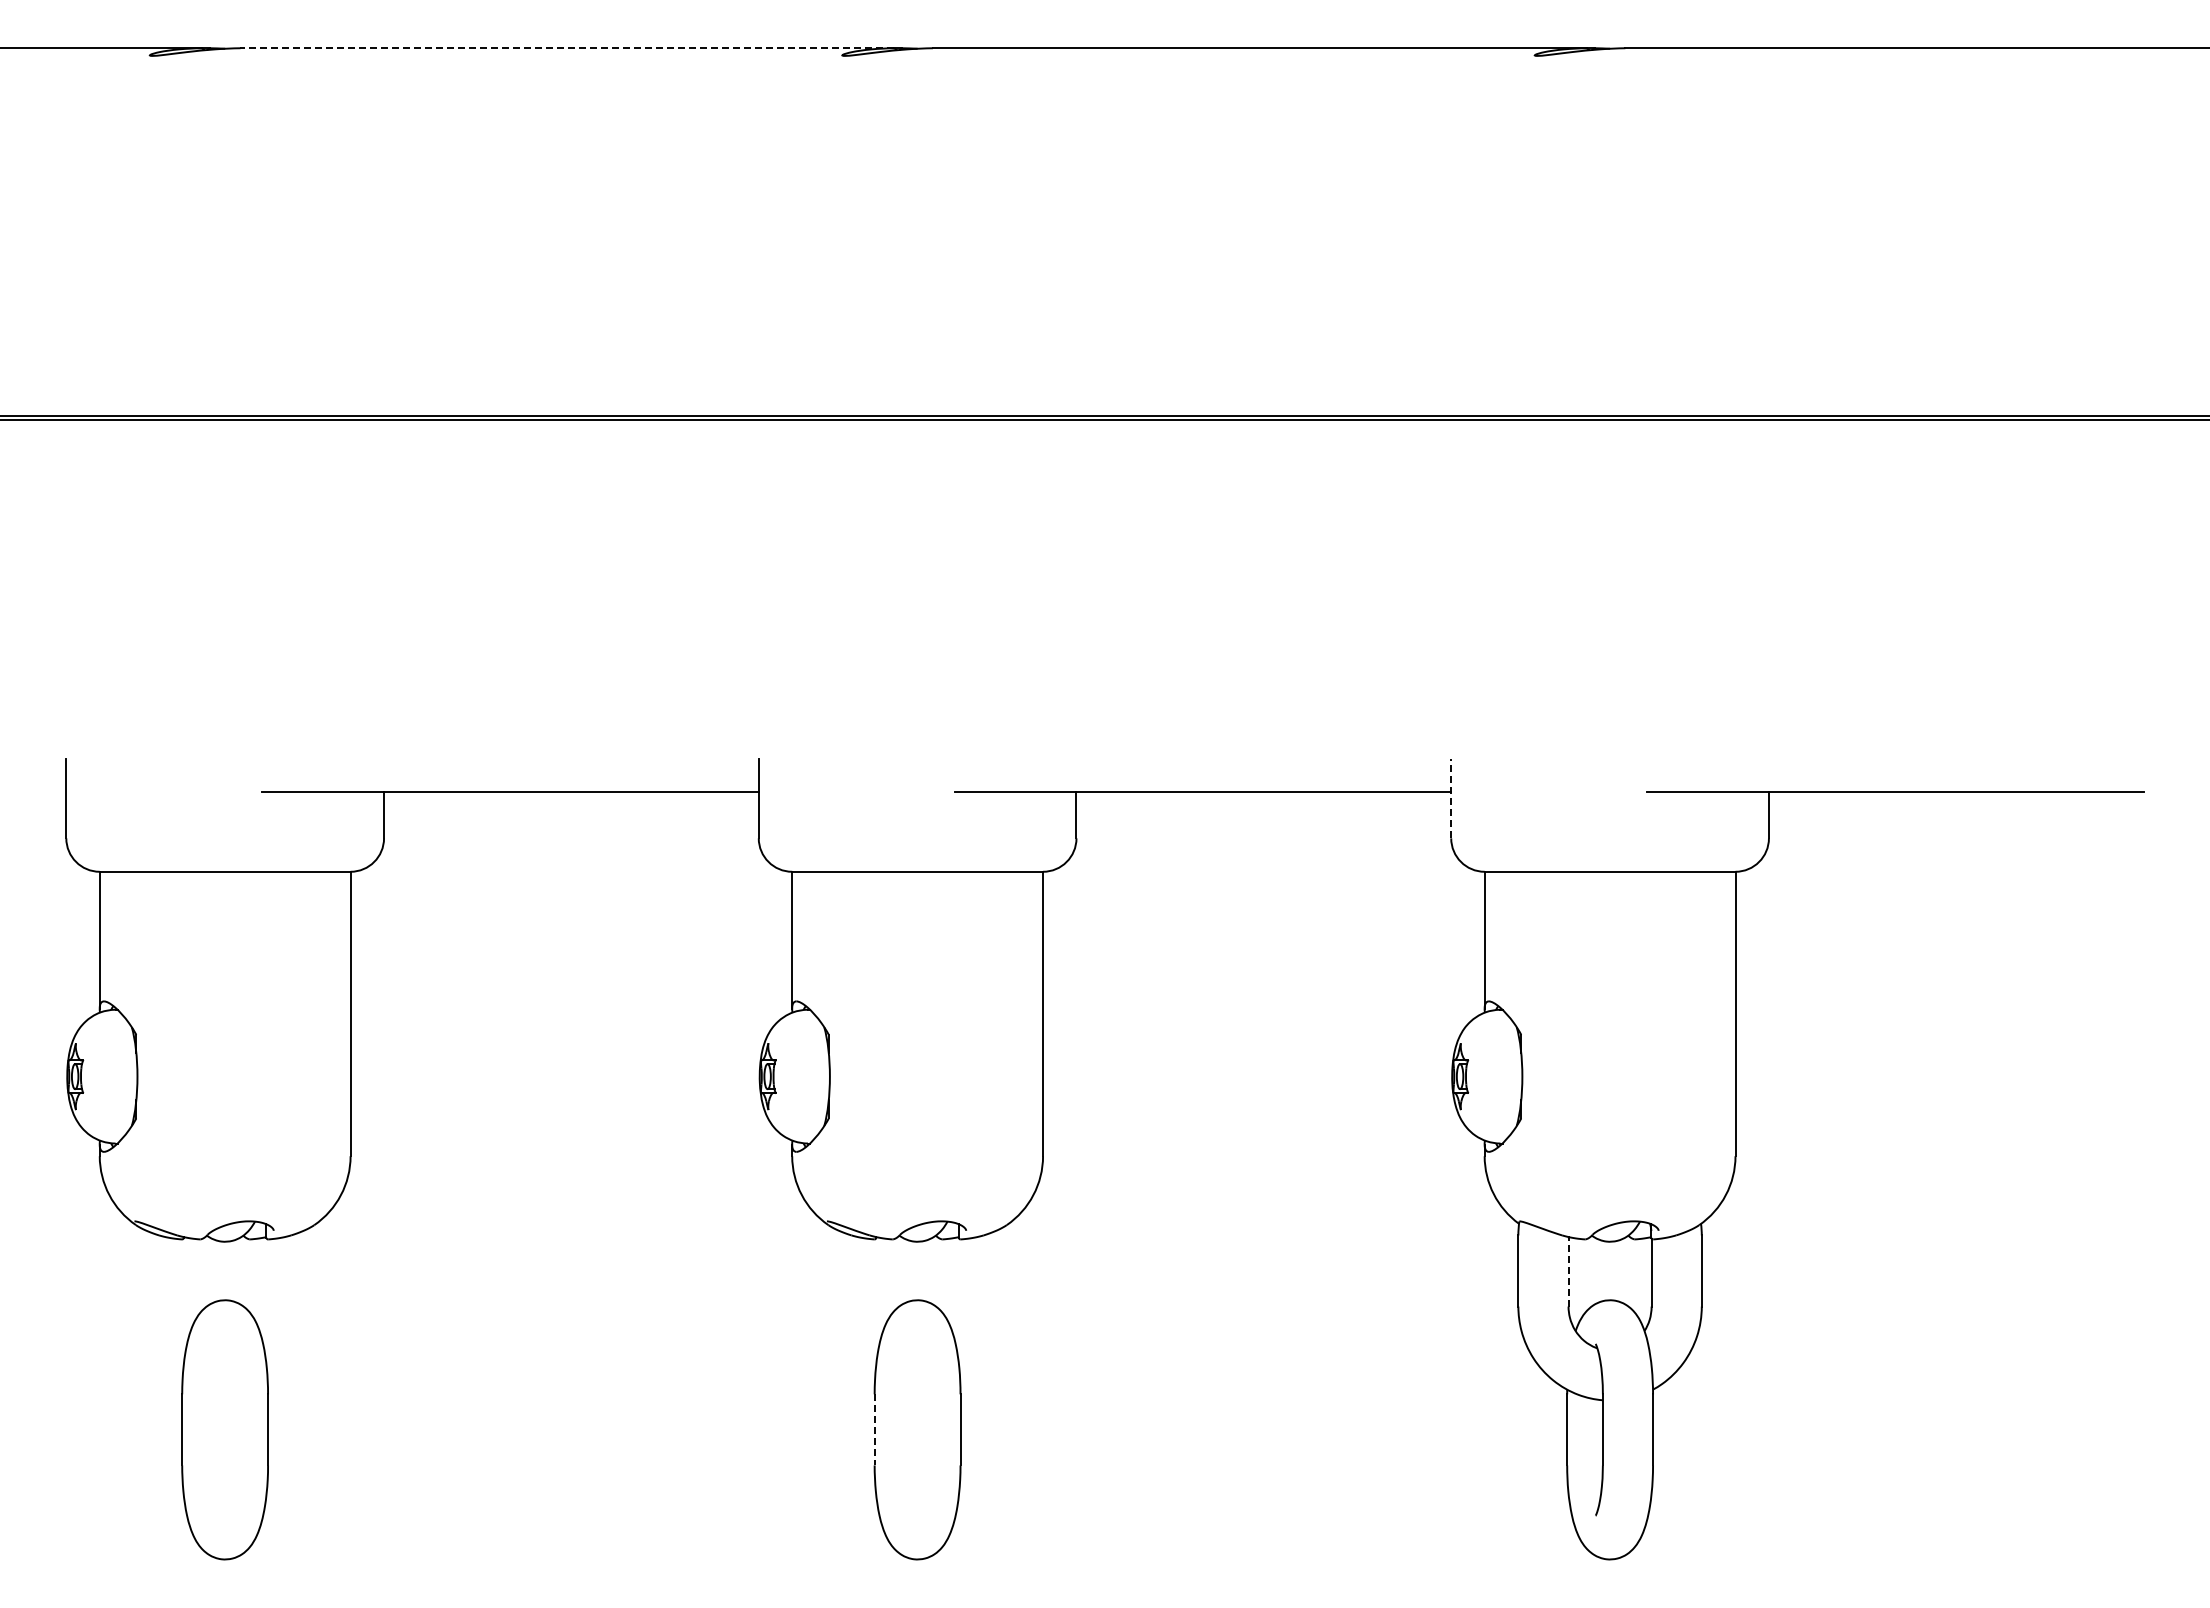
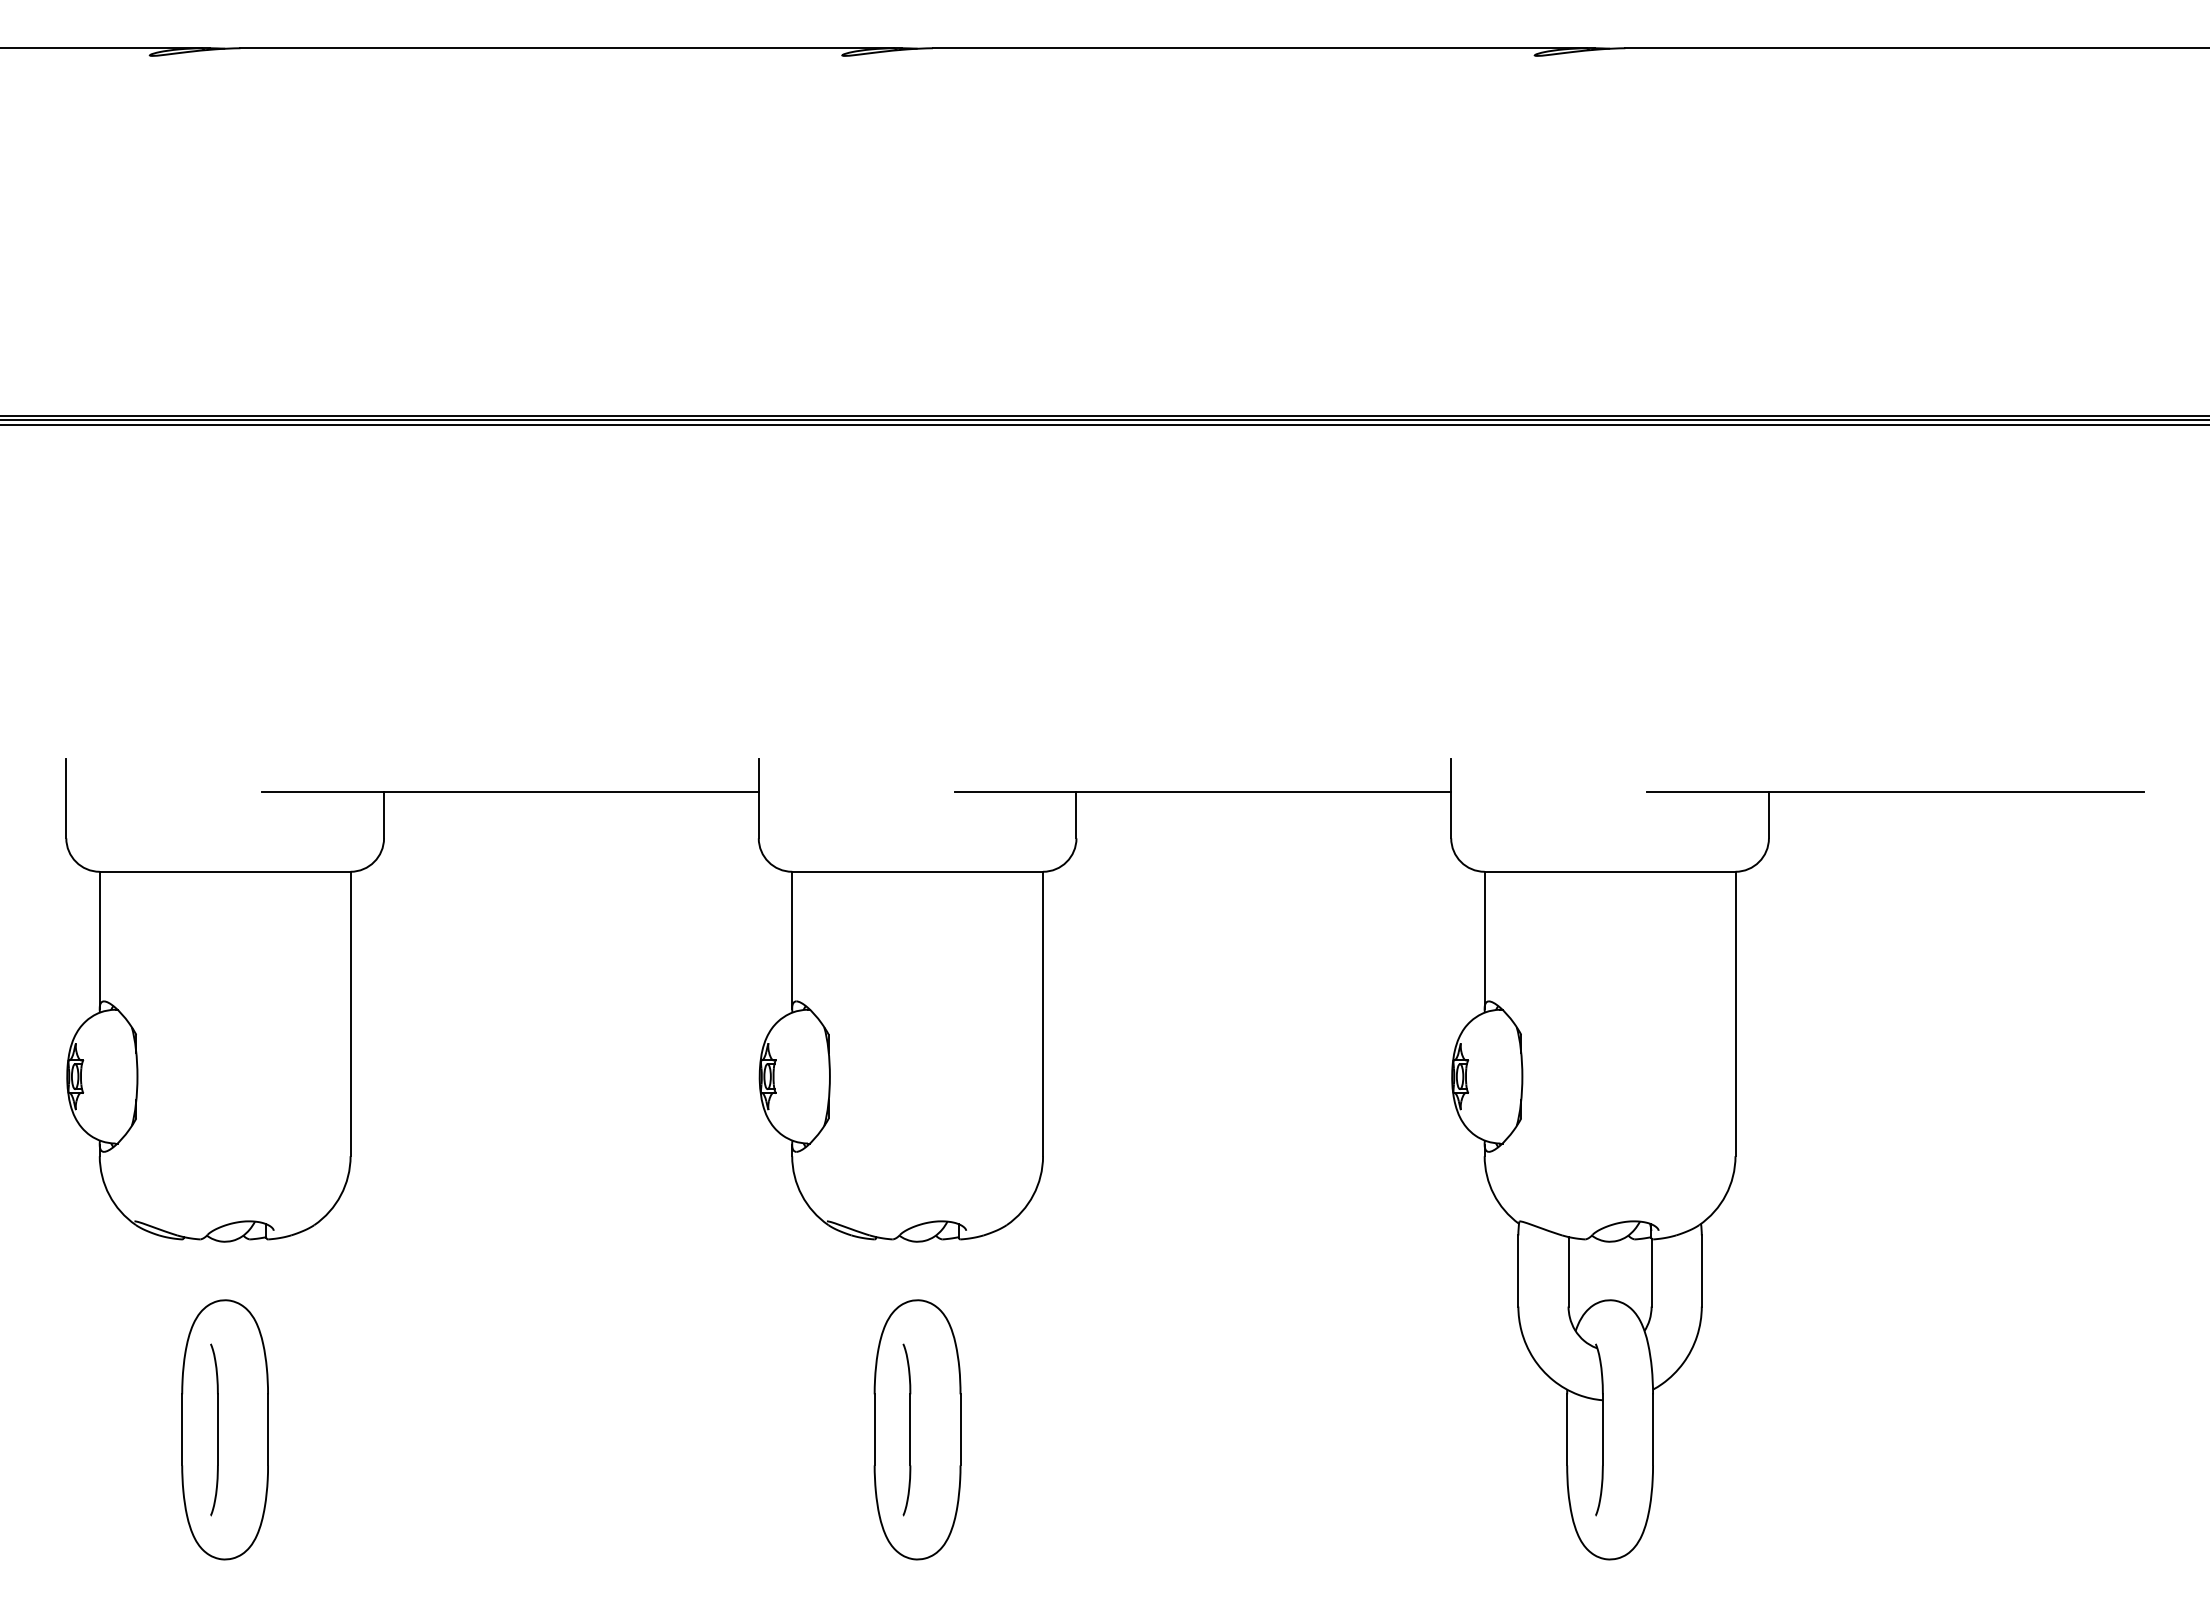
line: dashed -> solid (567, 48)
line: none -> present (1104, 424)
line: dashed -> solid (1451, 798)
line: dashed -> solid (1568, 1271)
part: none -> present (214, 1429)
line: dashed -> solid (874, 1429)
part: none -> present (906, 1429)
